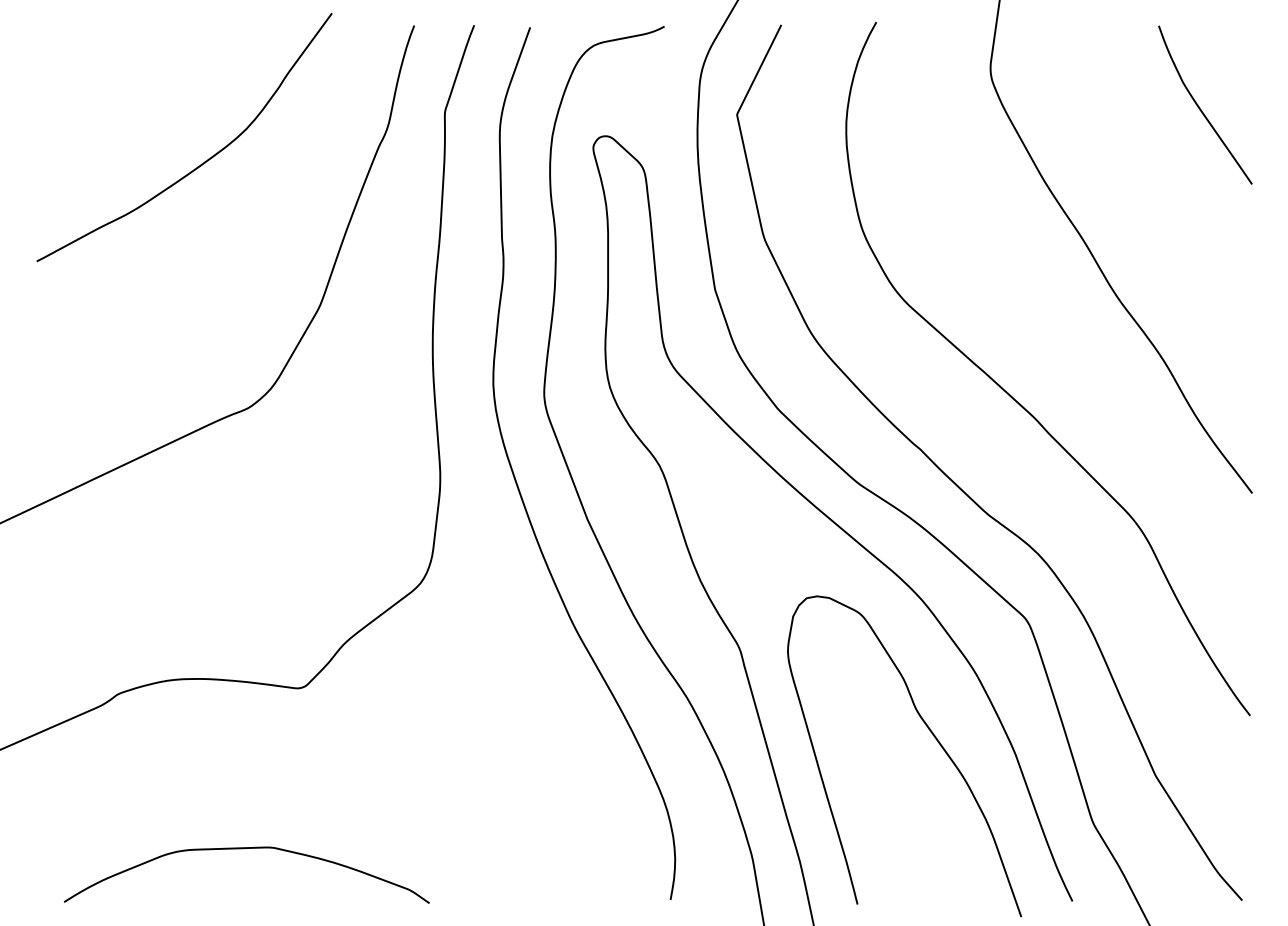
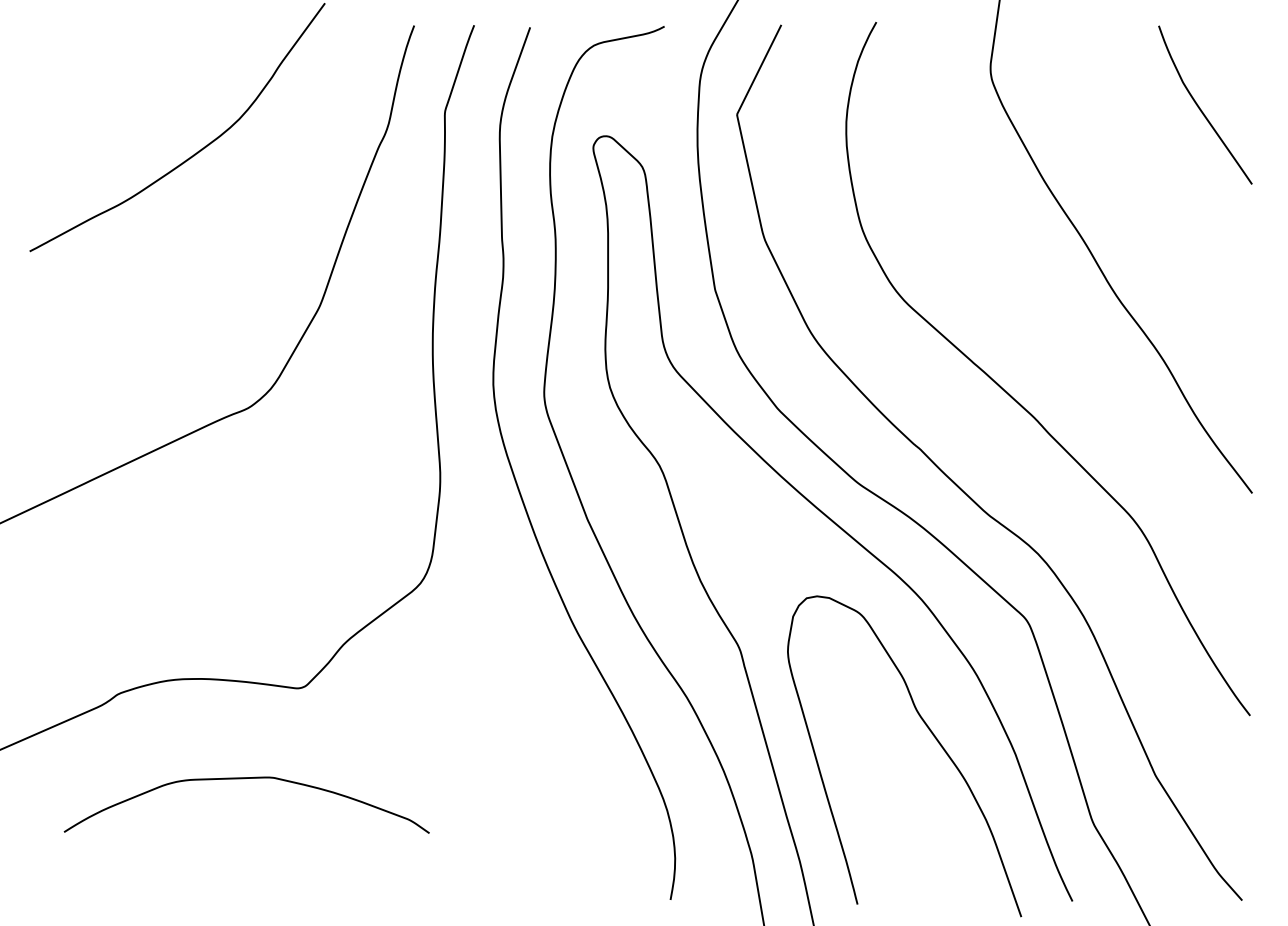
curve position: (201, 163) -> (194, 153) (194, 153)
curve position: (243, 849) -> (243, 779) (243, 779)
